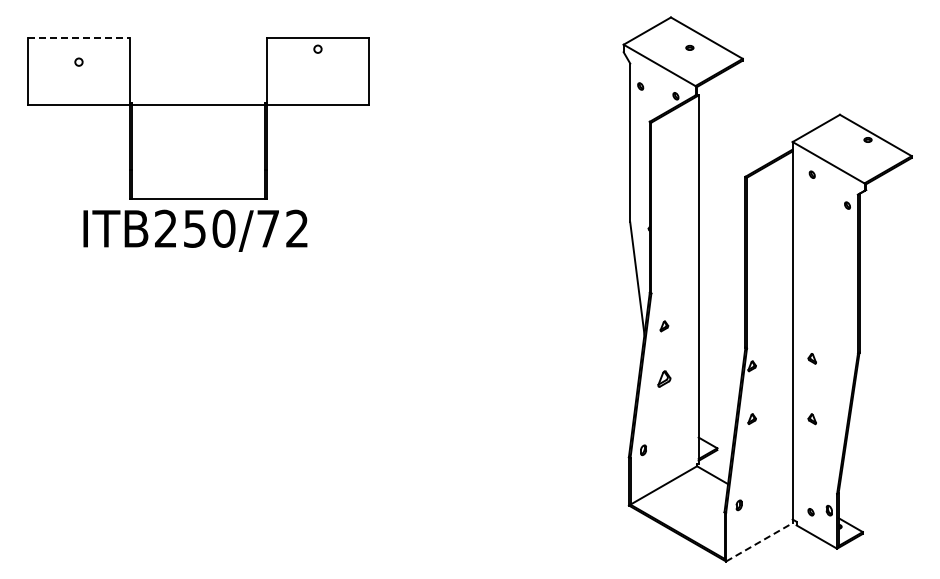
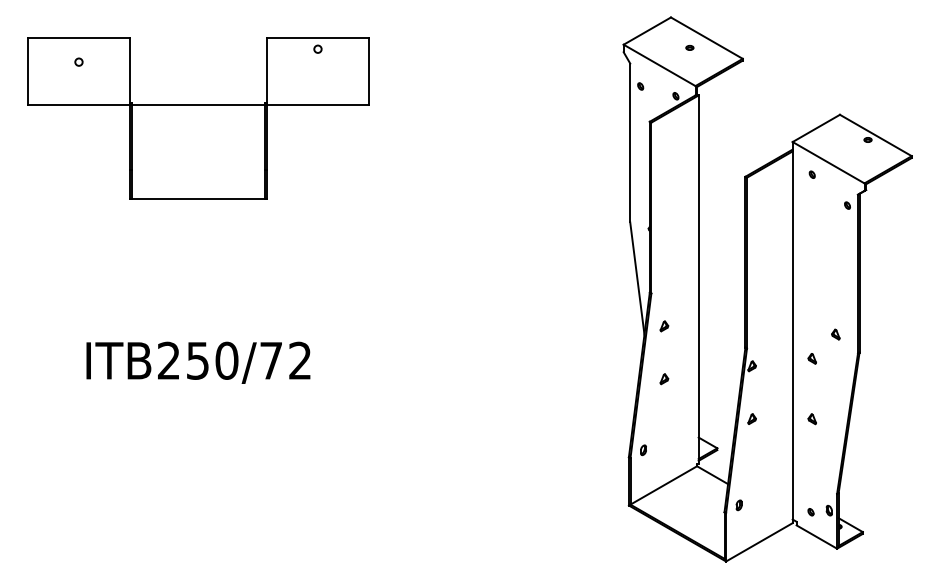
line: dashed -> solid (78, 38)
text position: (195, 230) -> (198, 362) (198, 362)
part: none -> present (835, 334)
part size: 15x18 px -> 11x13 px (664, 379)
line: dashed -> solid (759, 542)
